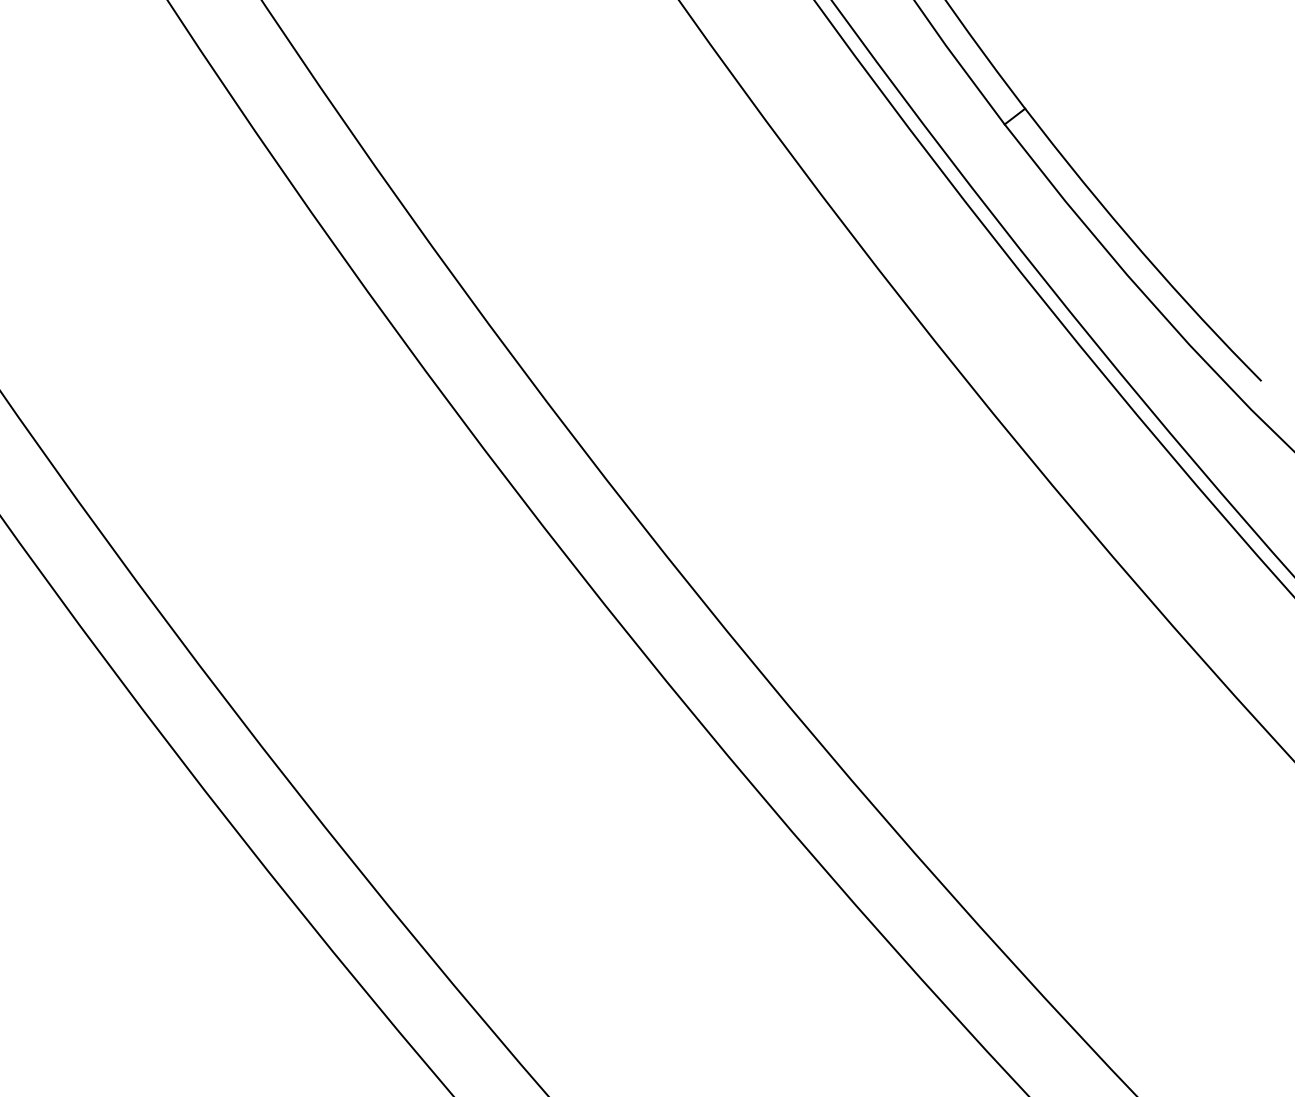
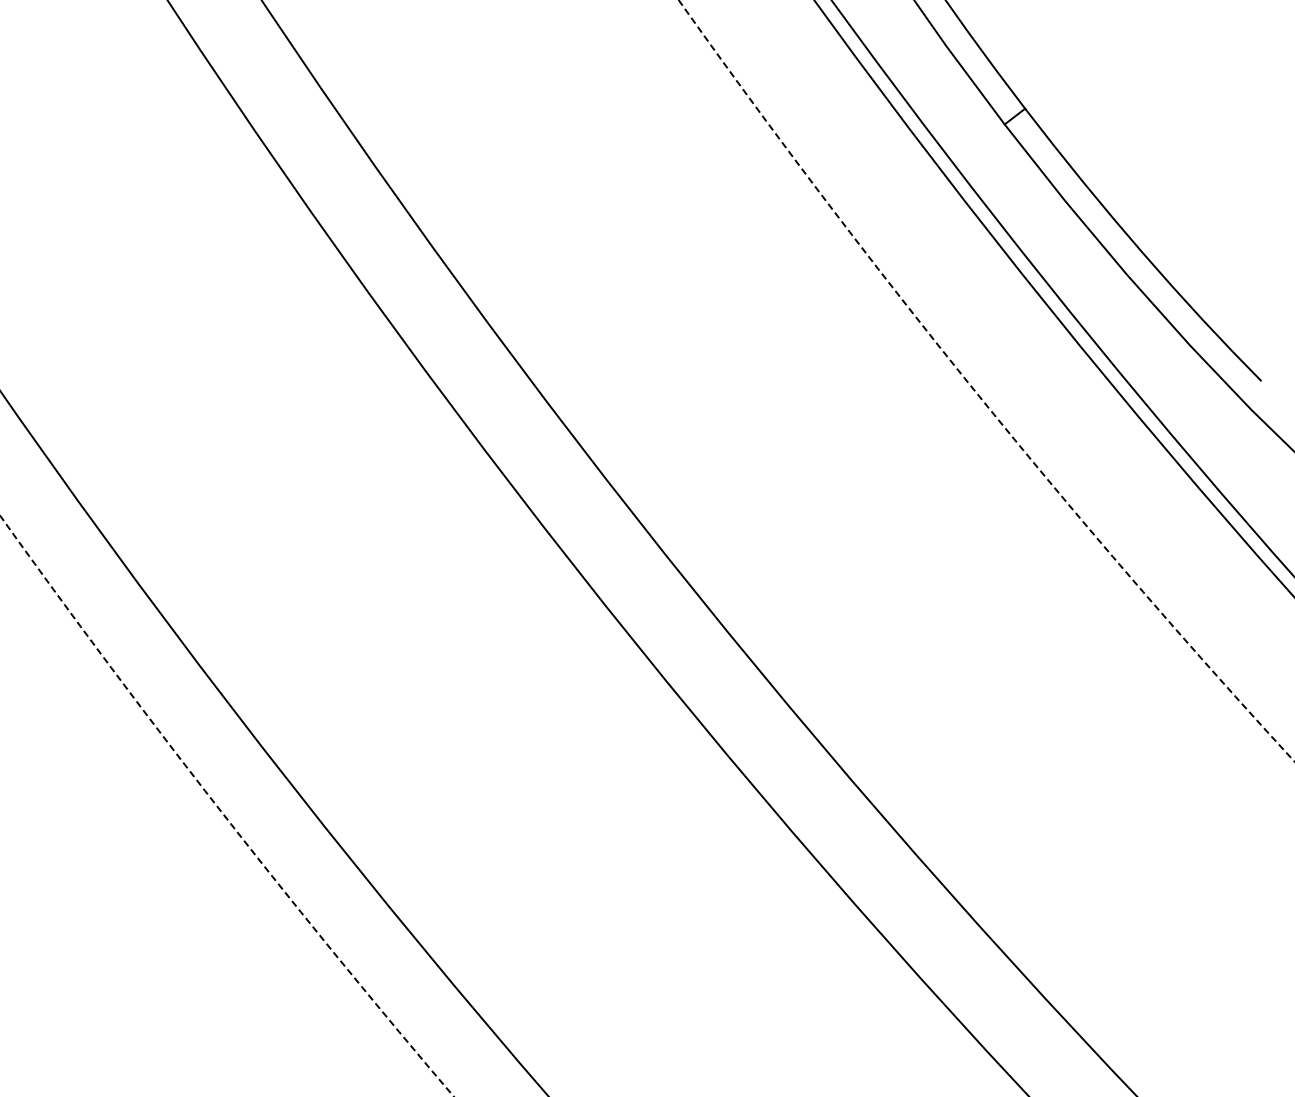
circle: solid -> dashed (986, 380)
circle: solid -> dashed (227, 806)
